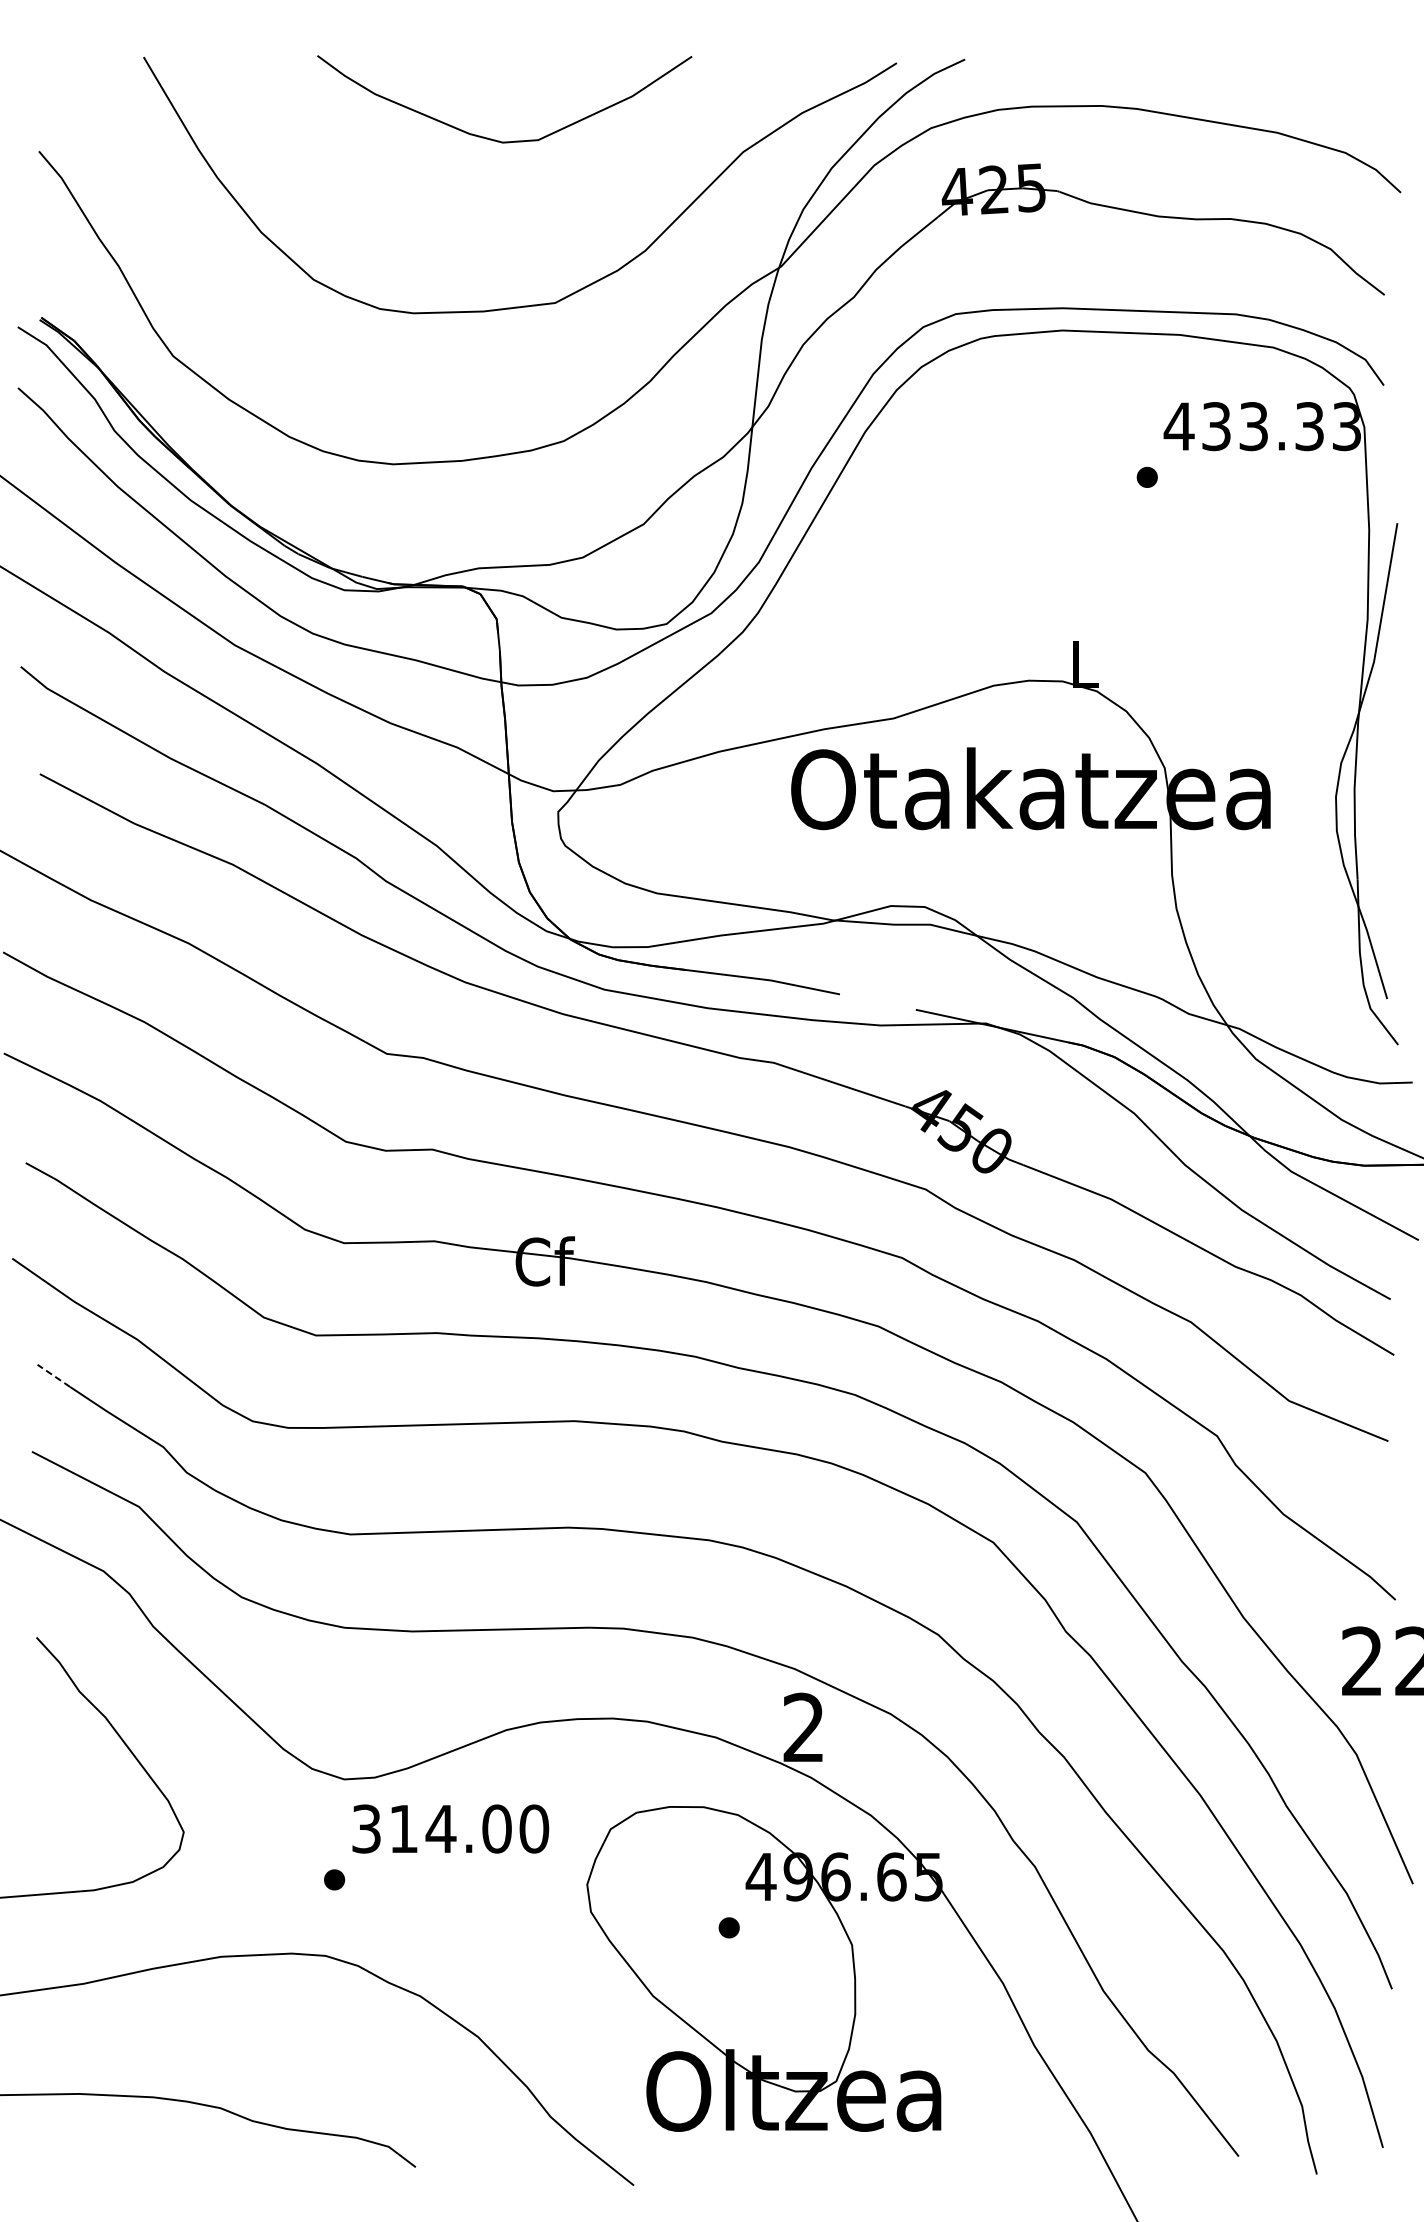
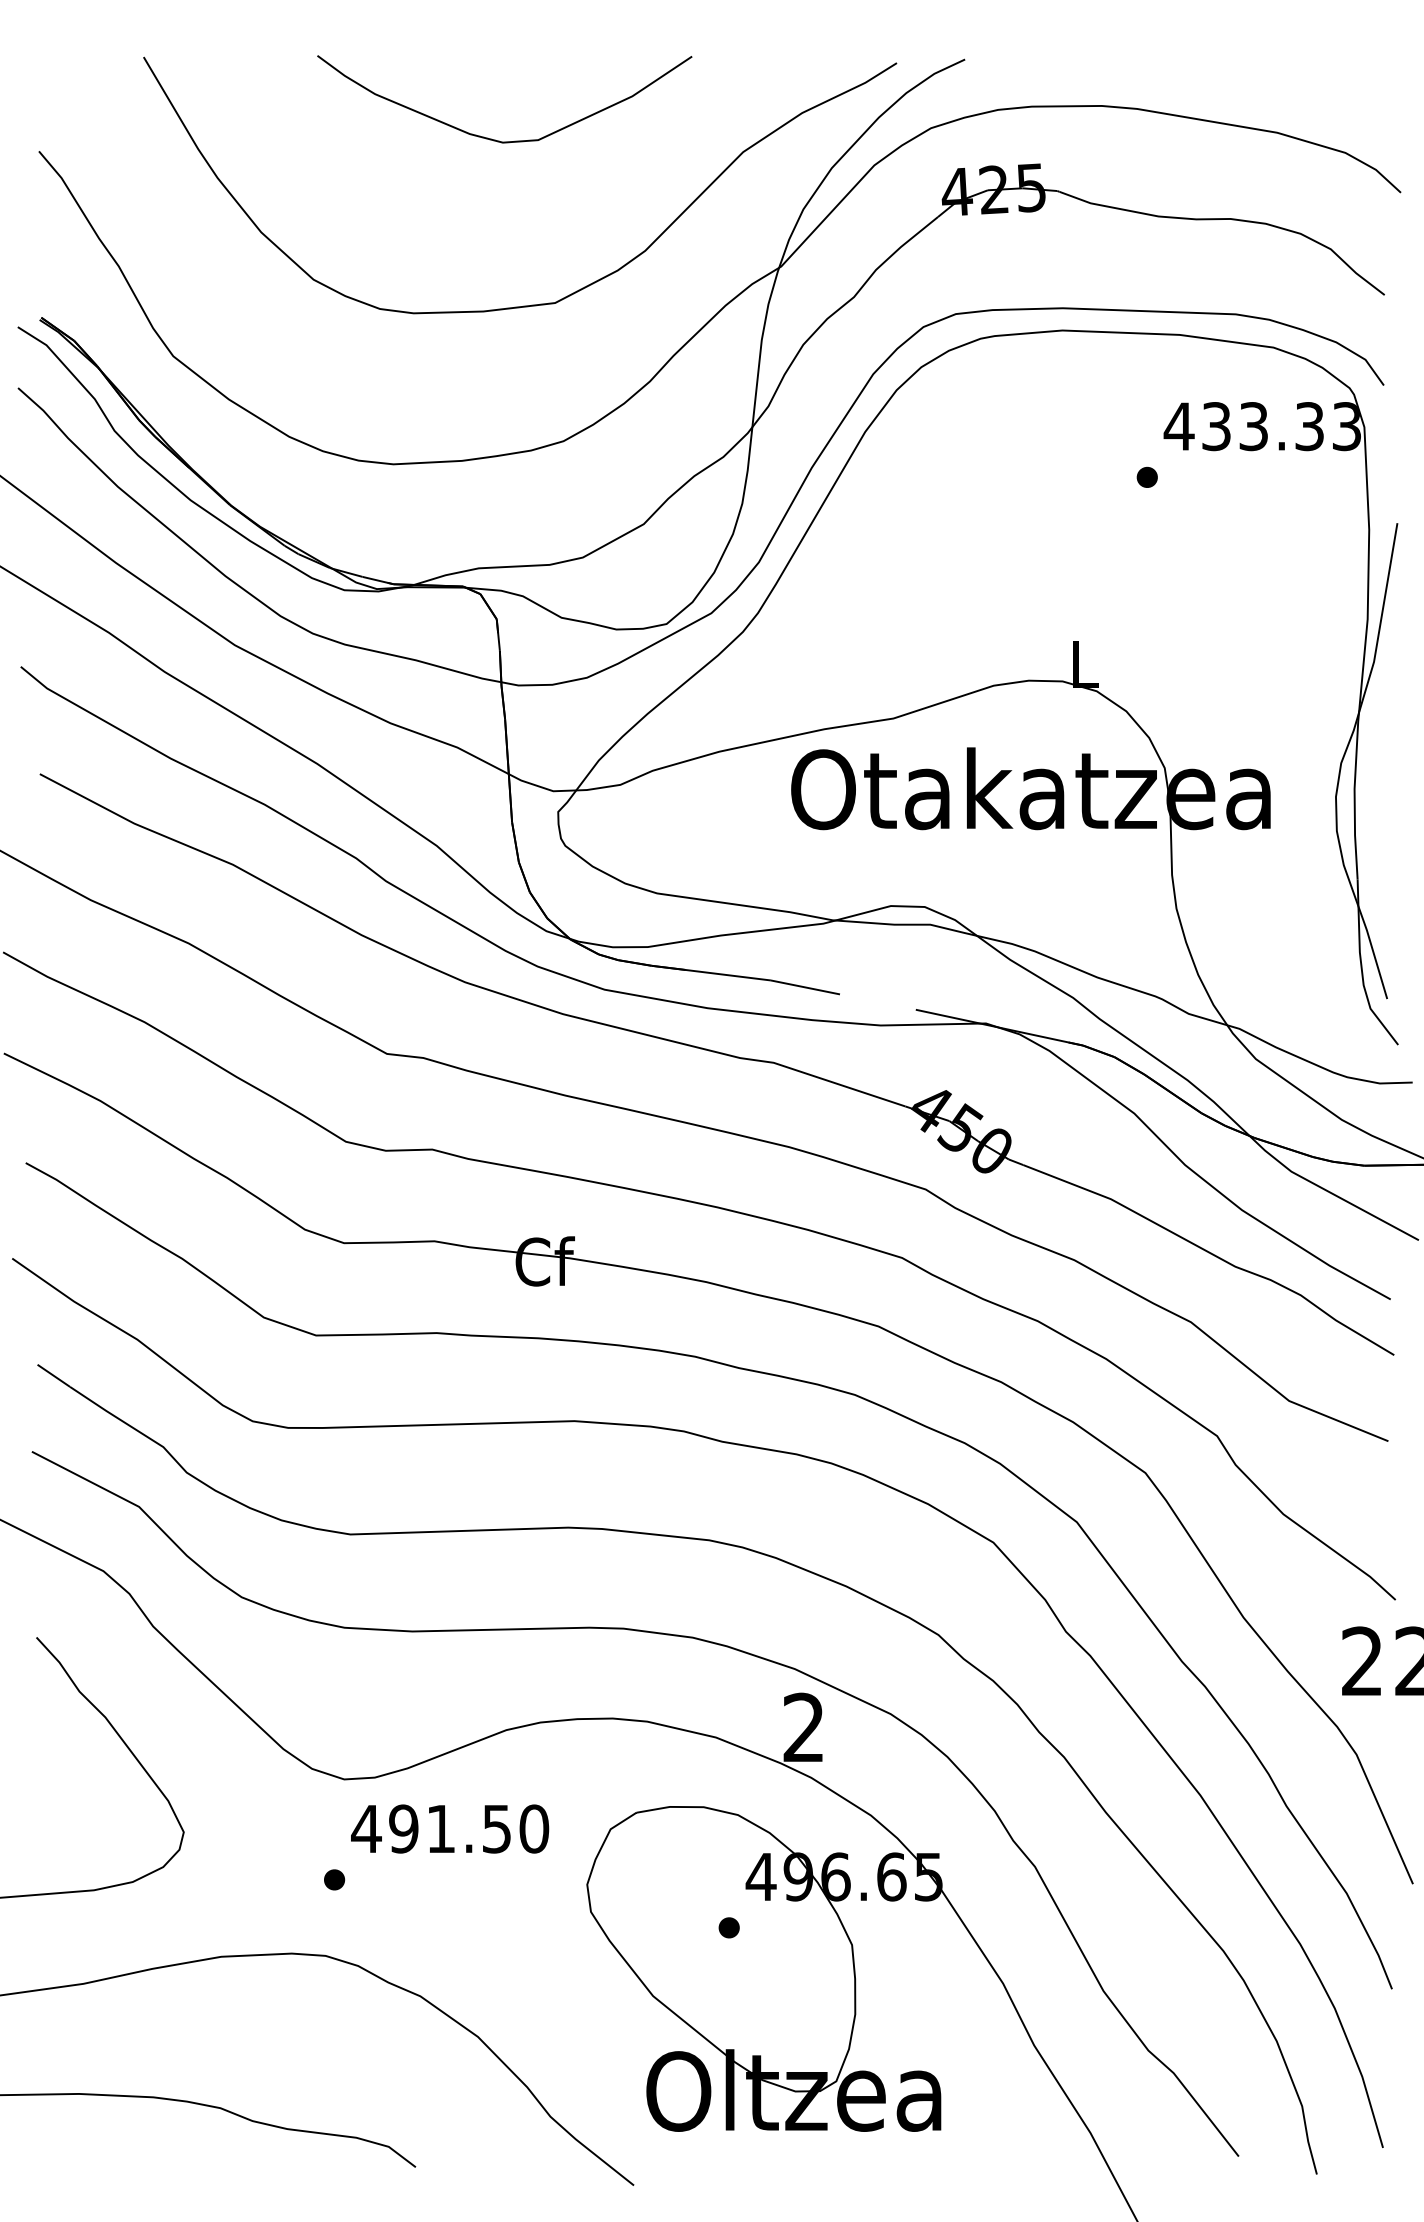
line: dashed -> solid (53, 1375)
text: 314.00 -> 491.50 (431, 1828)
